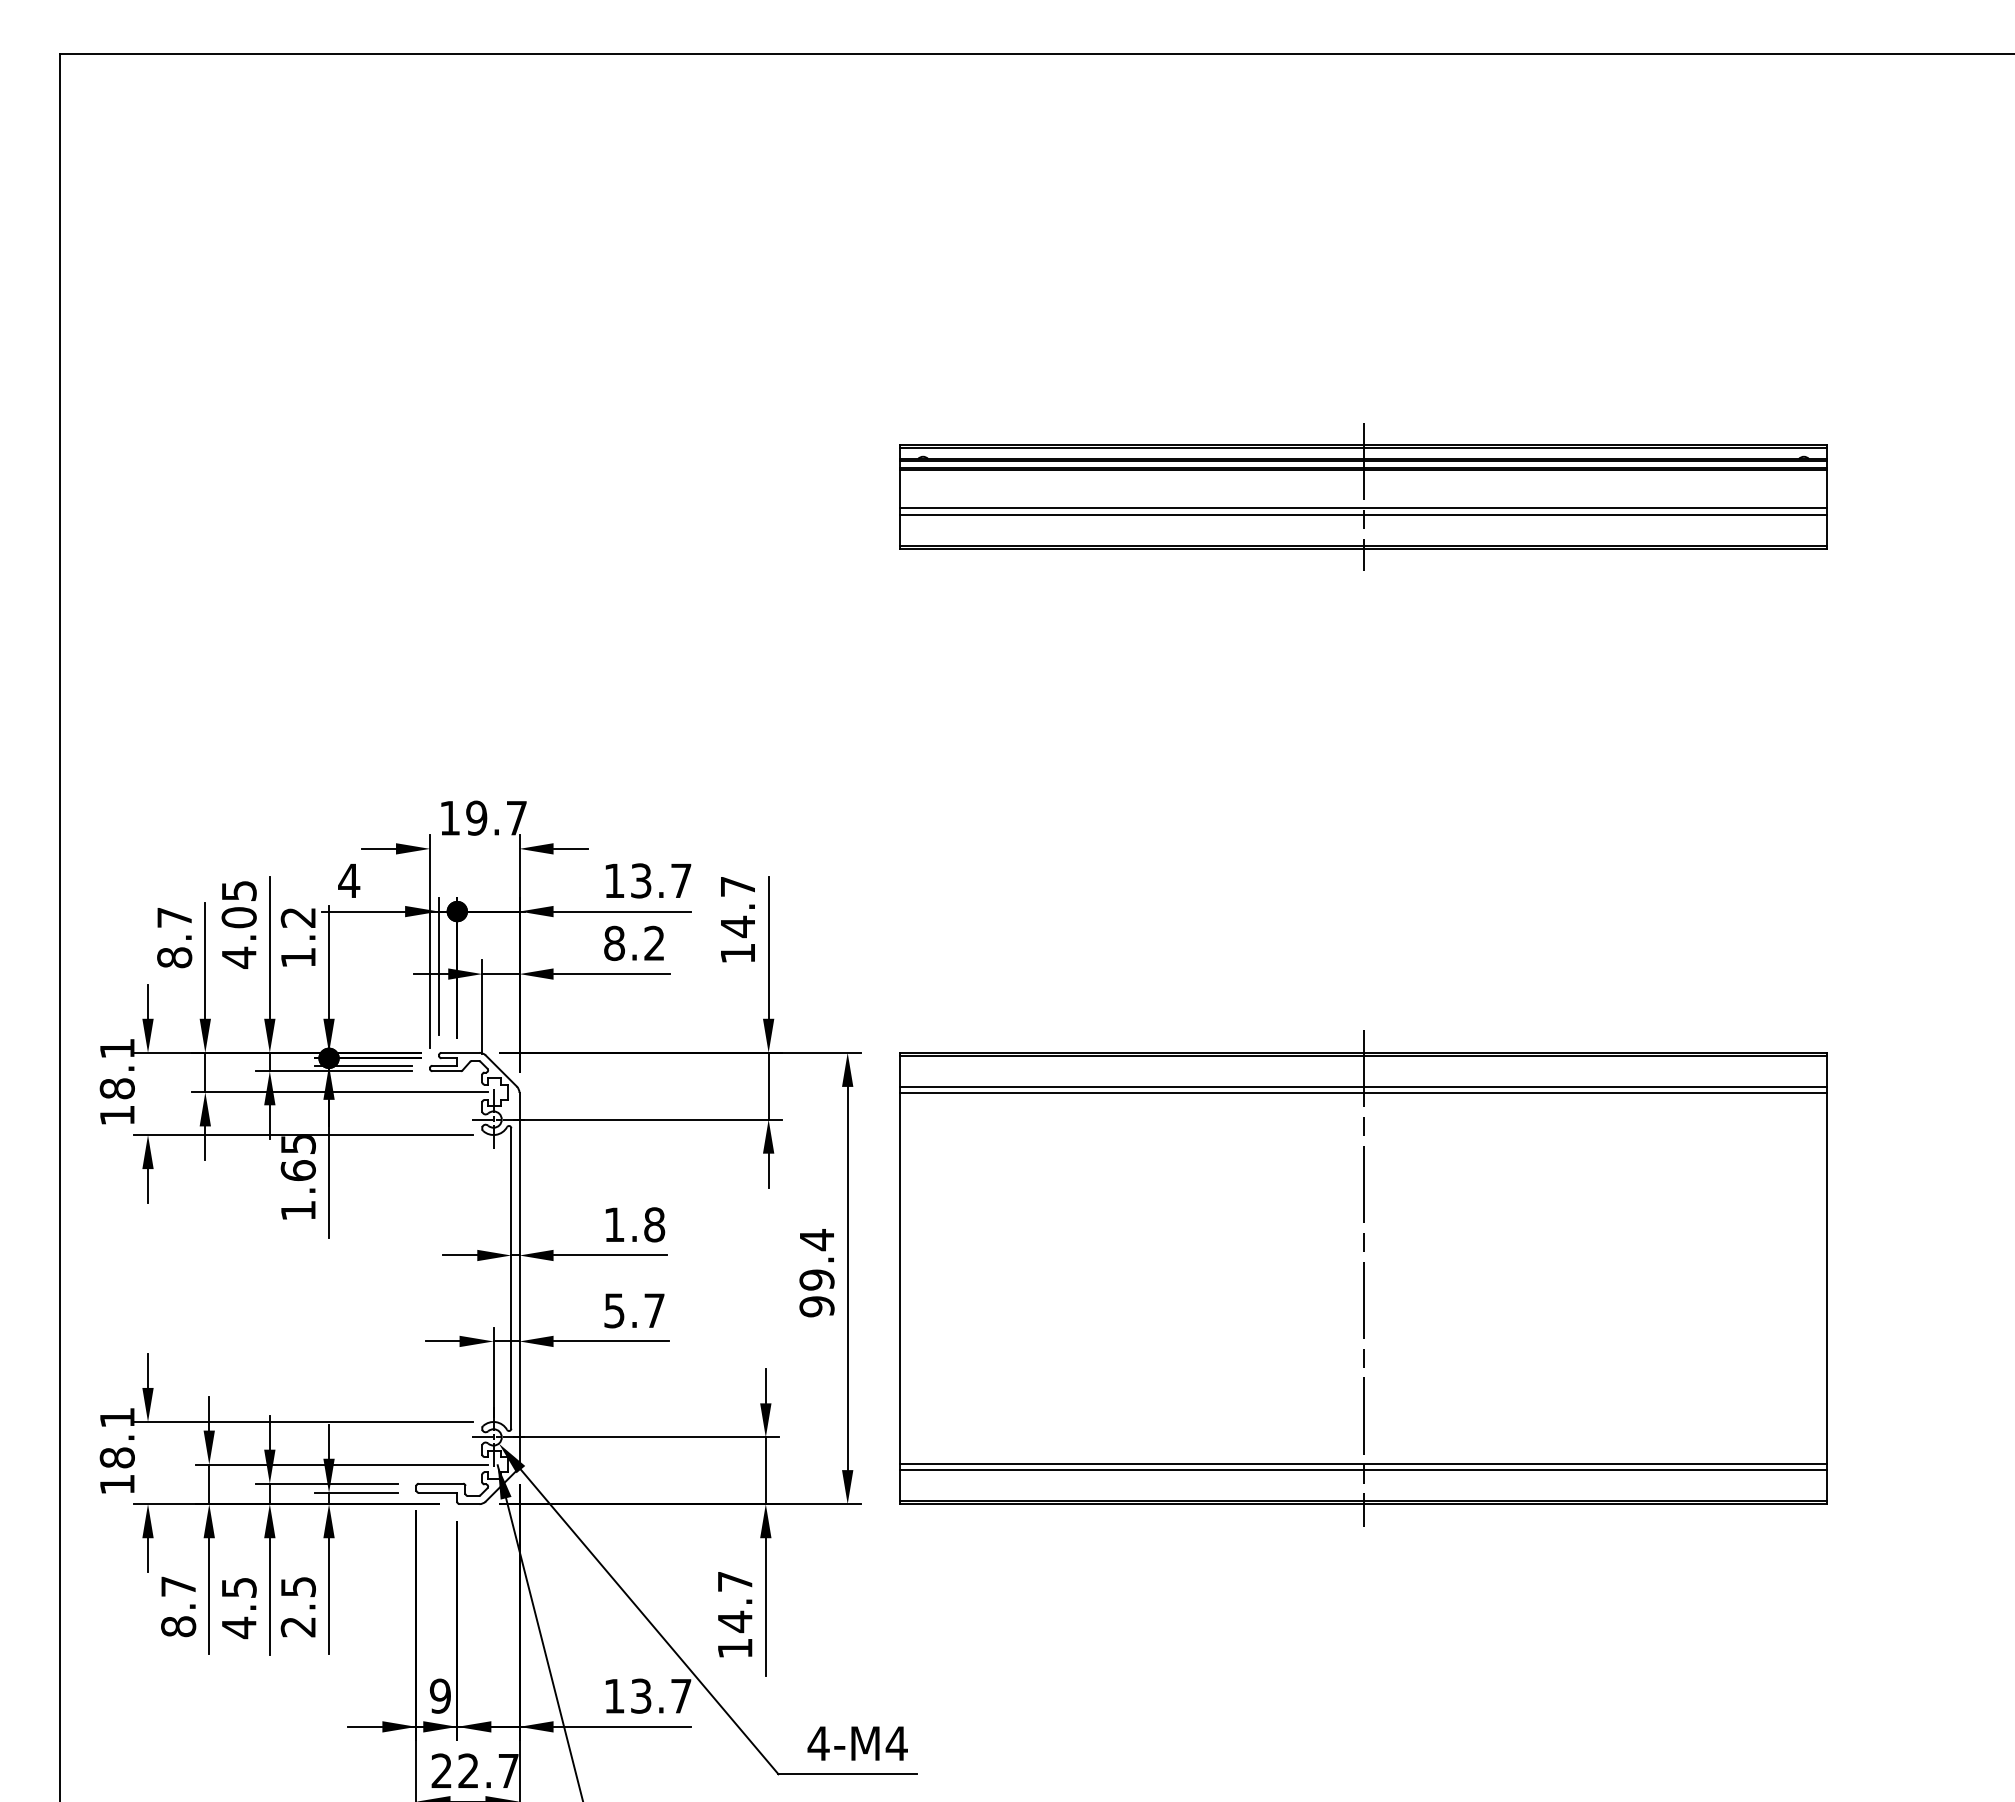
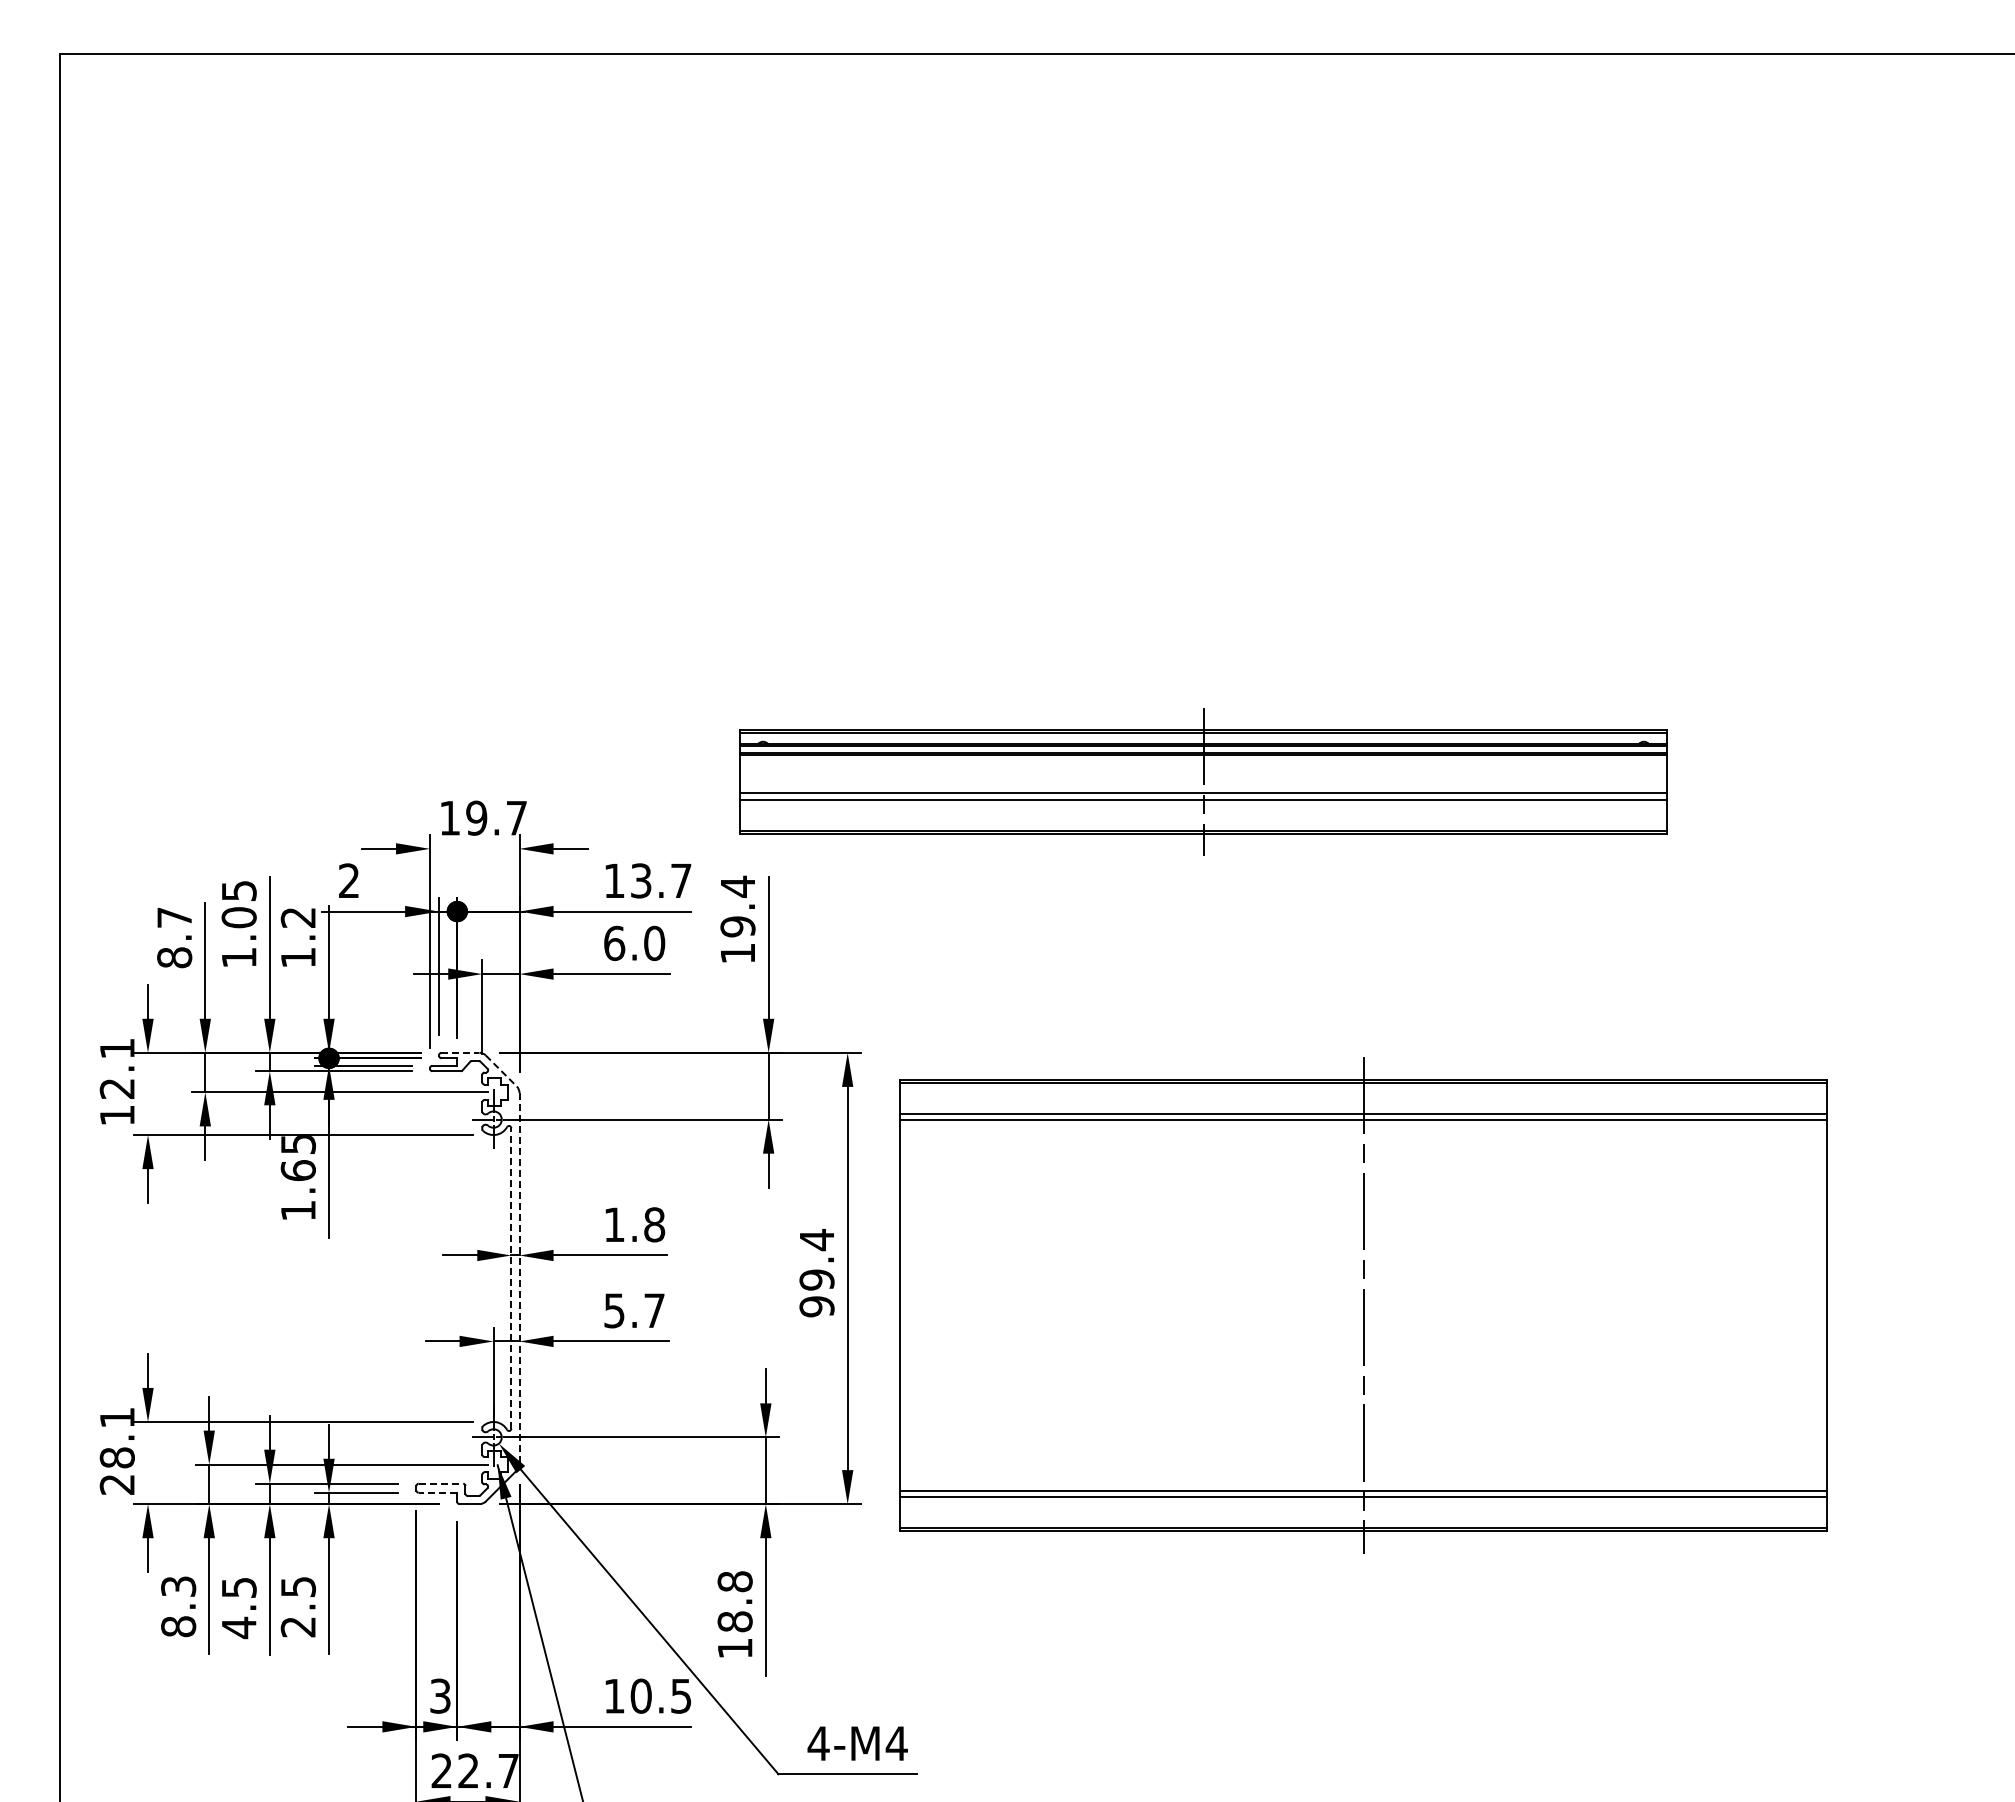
part position: (1363, 496) -> (1203, 781) (1203, 781)
text: 4 -> 2 (349, 880)
text: 14.7 -> 19.4 (737, 906)
text: 8.2 -> 6.0 (634, 943)
text: 4.05 -> 1.05 (239, 957)
line: solid -> dashed (460, 1052)
line: solid -> dashed (501, 1071)
text: 18.1 -> 12.1 (116, 1088)
line: solid -> dashed (511, 1278)
line: solid -> dashed (519, 1278)
part position: (1363, 1278) -> (1363, 1305) (1363, 1305)
line: solid -> dashed (441, 1483)
text: 18.1 -> 28.1 (116, 1484)
line: solid -> dashed (437, 1492)
text: 8.7 -> 8.3 (178, 1586)
text: 14.7 -> 18.8 (734, 1602)
text: 9 -> 3 (439, 1695)
text: 13.7 -> 10.5 (660, 1695)
